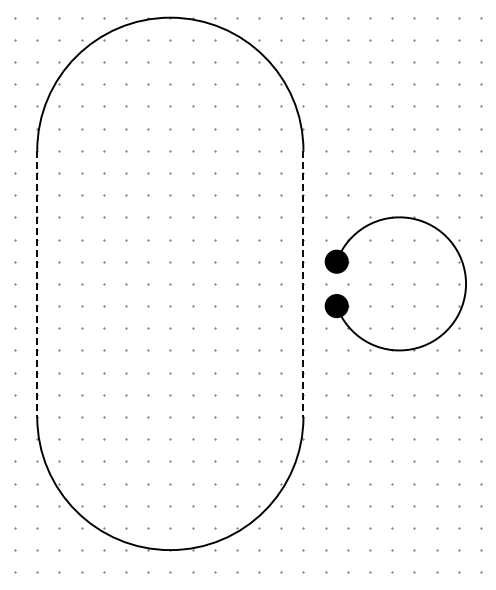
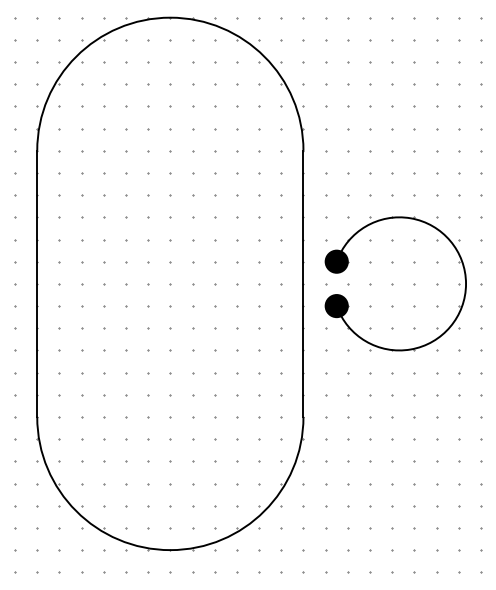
line: dashed -> solid (37, 284)
line: dashed -> solid (303, 284)
